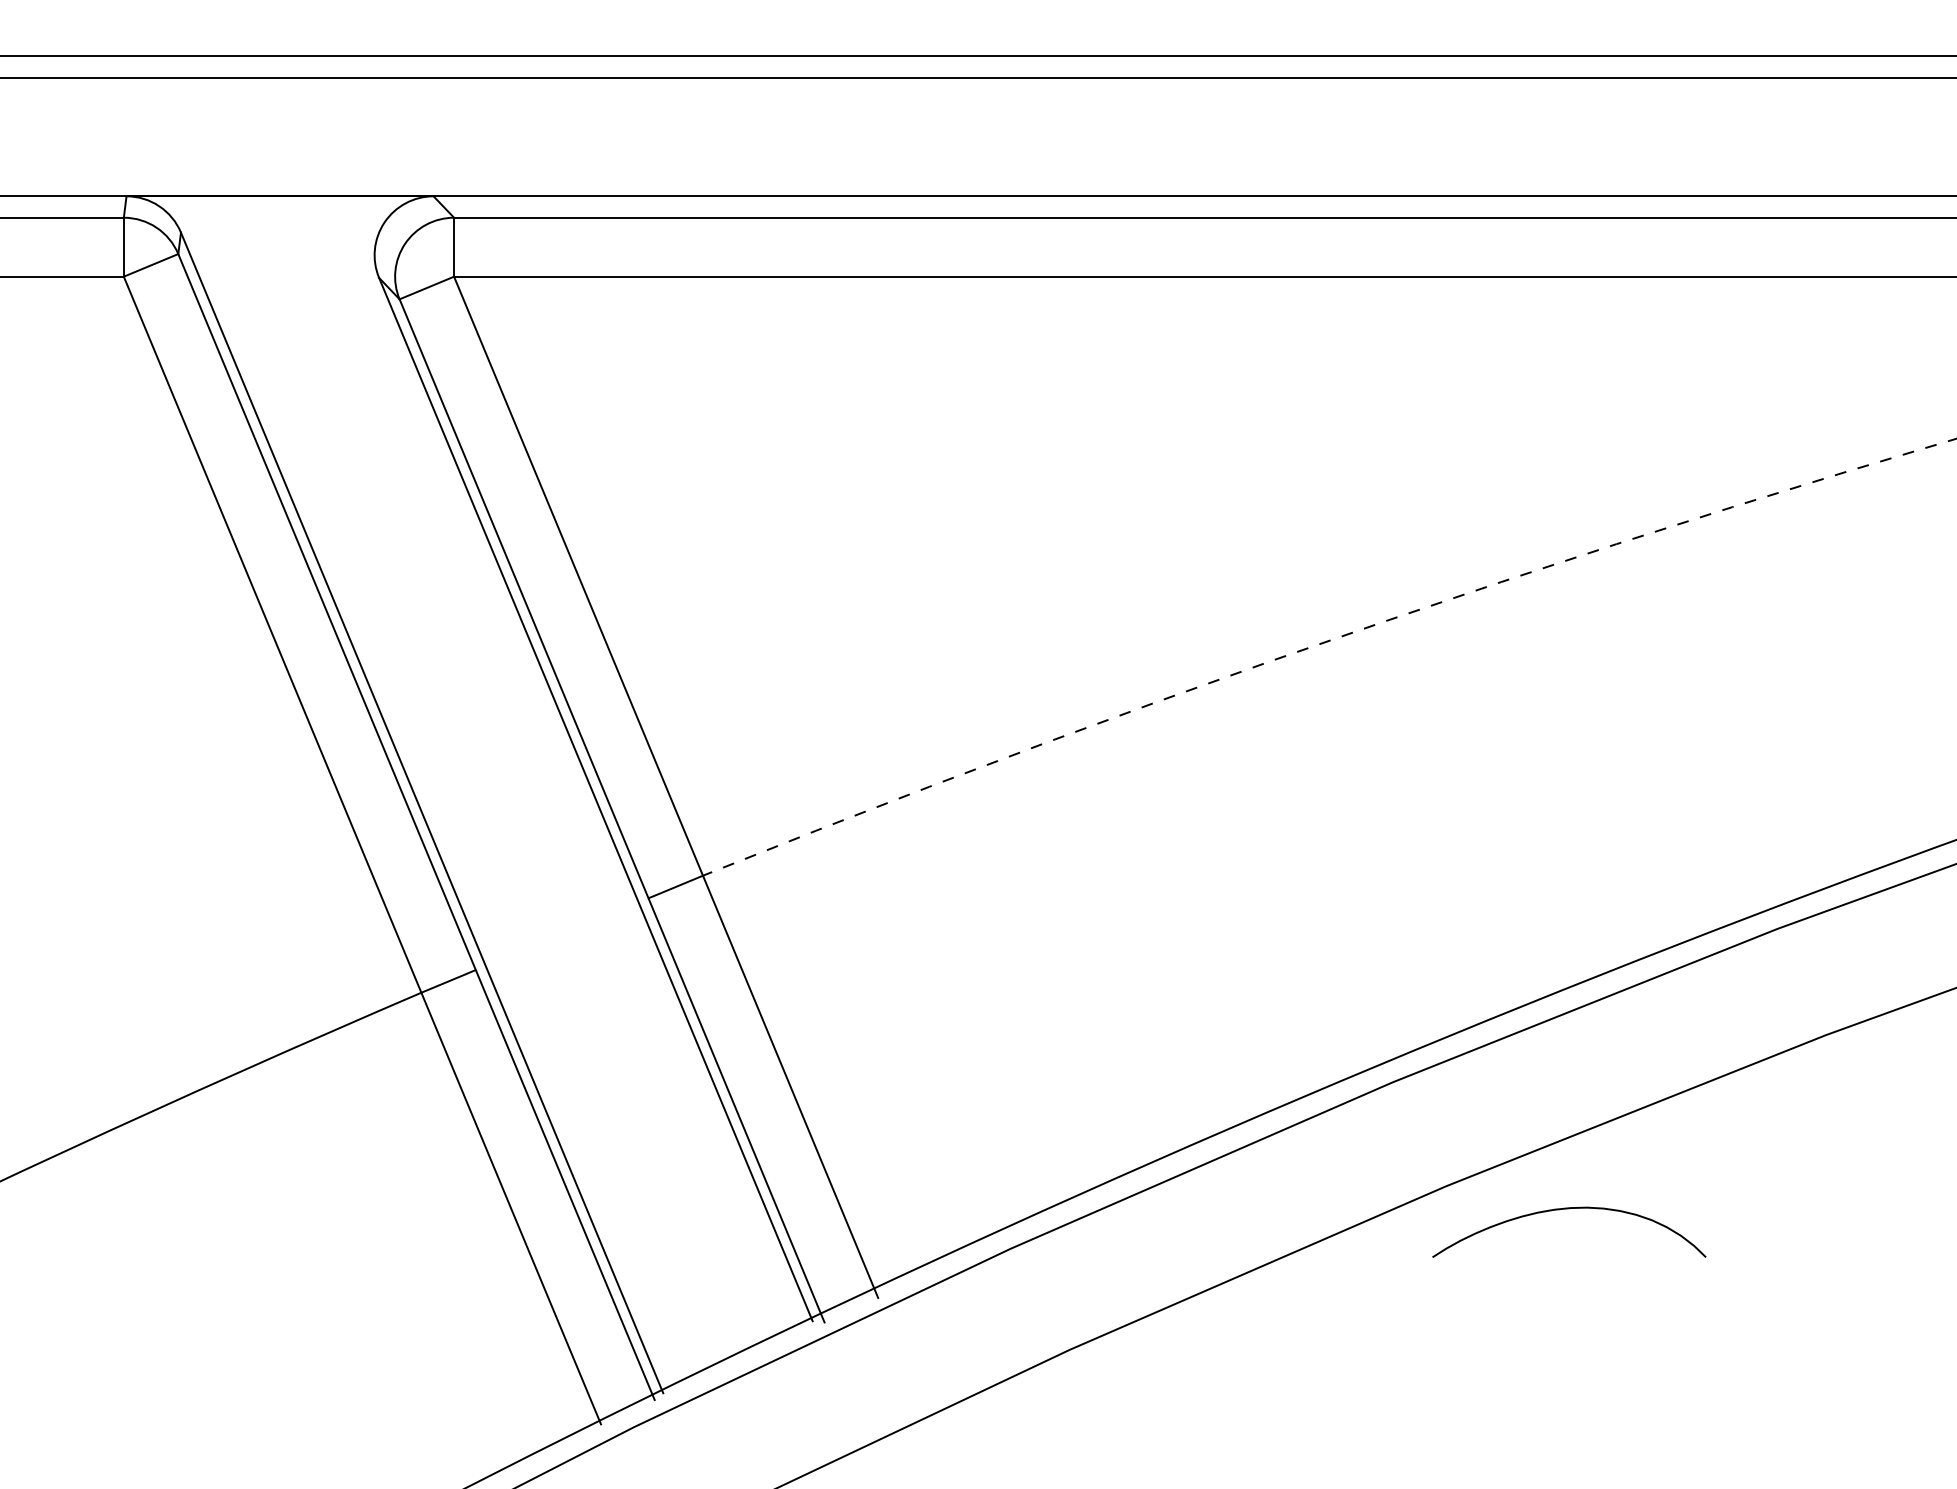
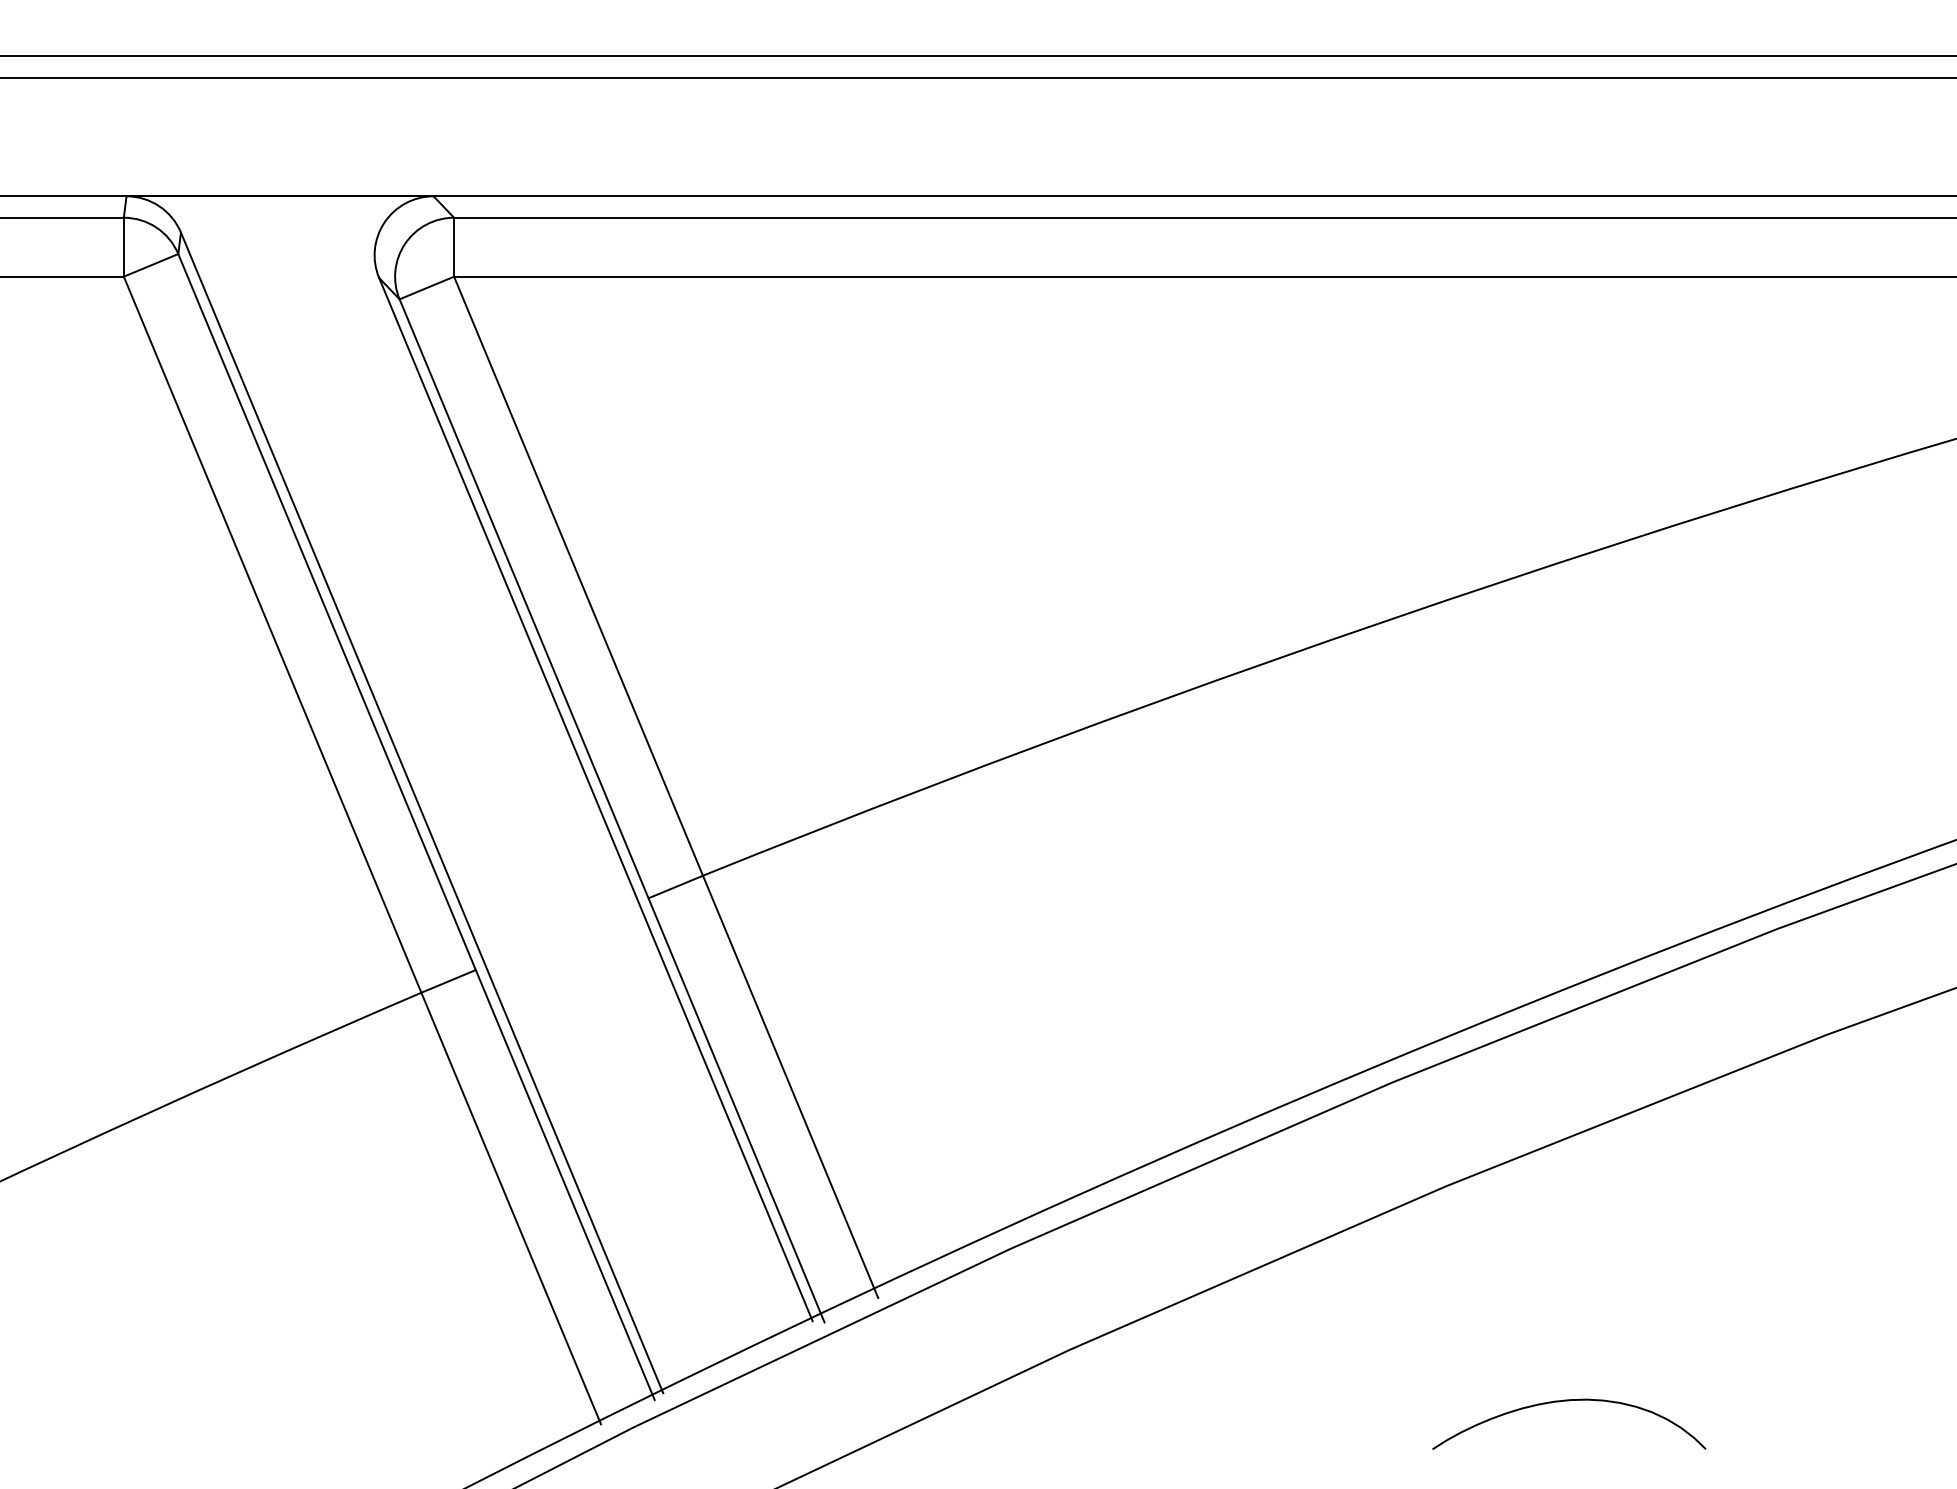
arc: dashed -> solid (1324, 642)
curve position: (1569, 1209) -> (1569, 1401) (1569, 1401)
